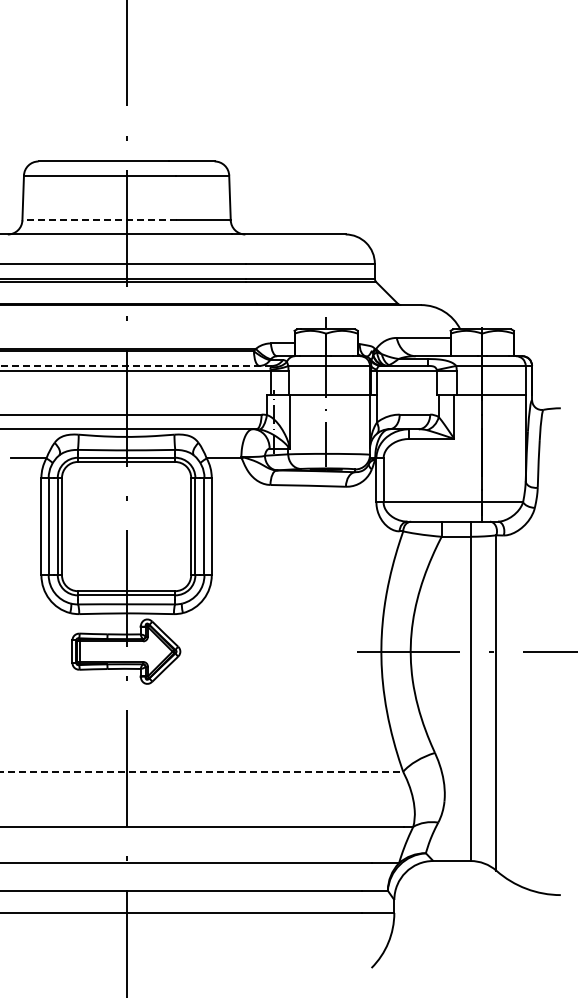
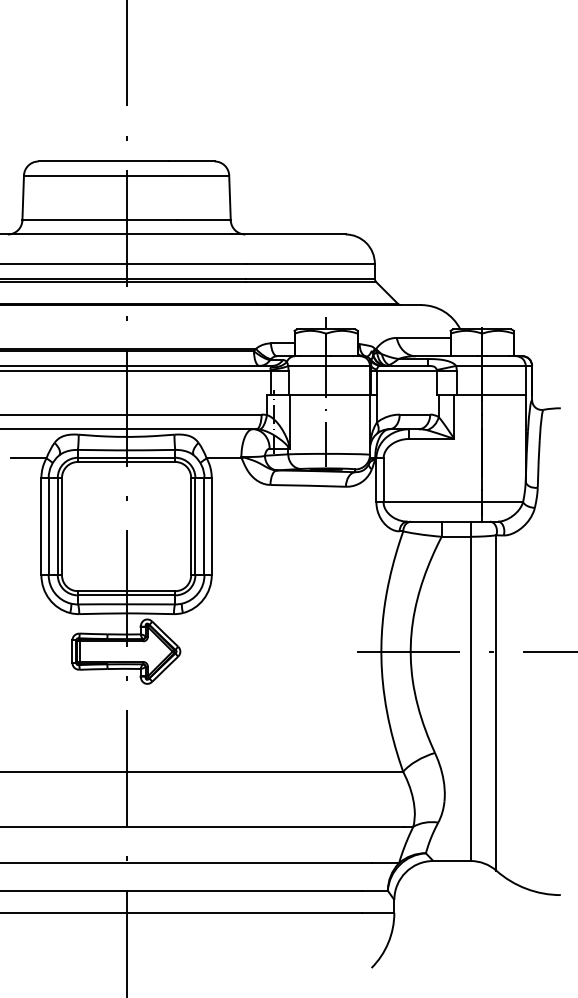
line: dashed -> solid (98, 220)
line: dashed -> solid (136, 365)
line: dashed -> solid (202, 771)
